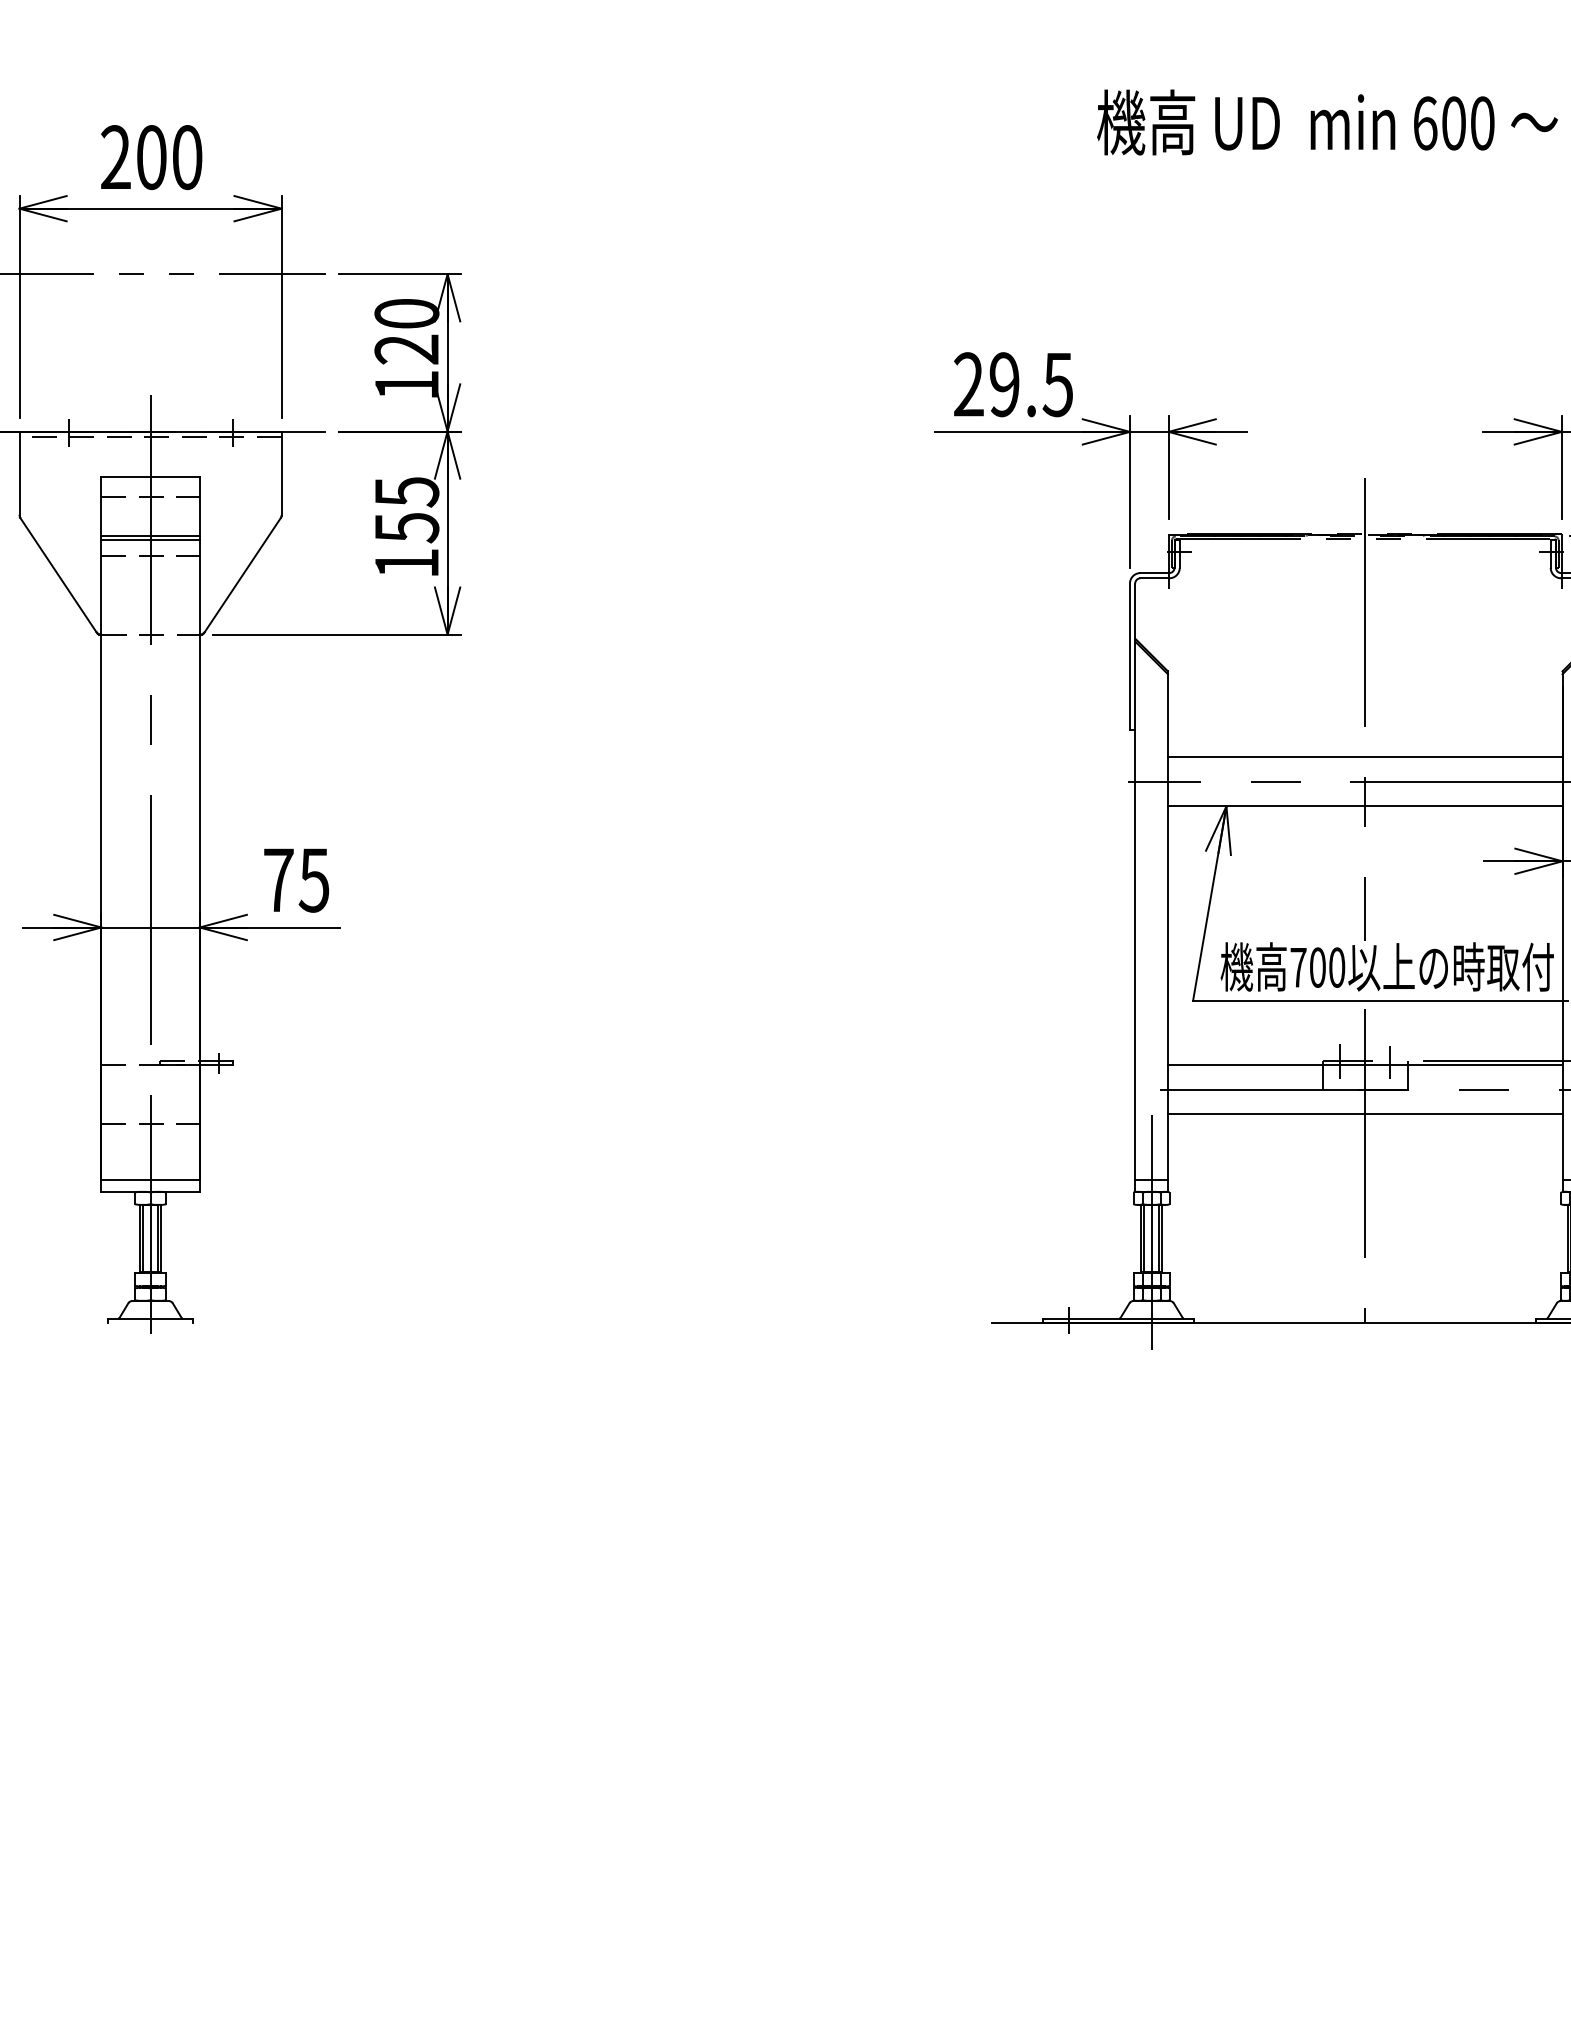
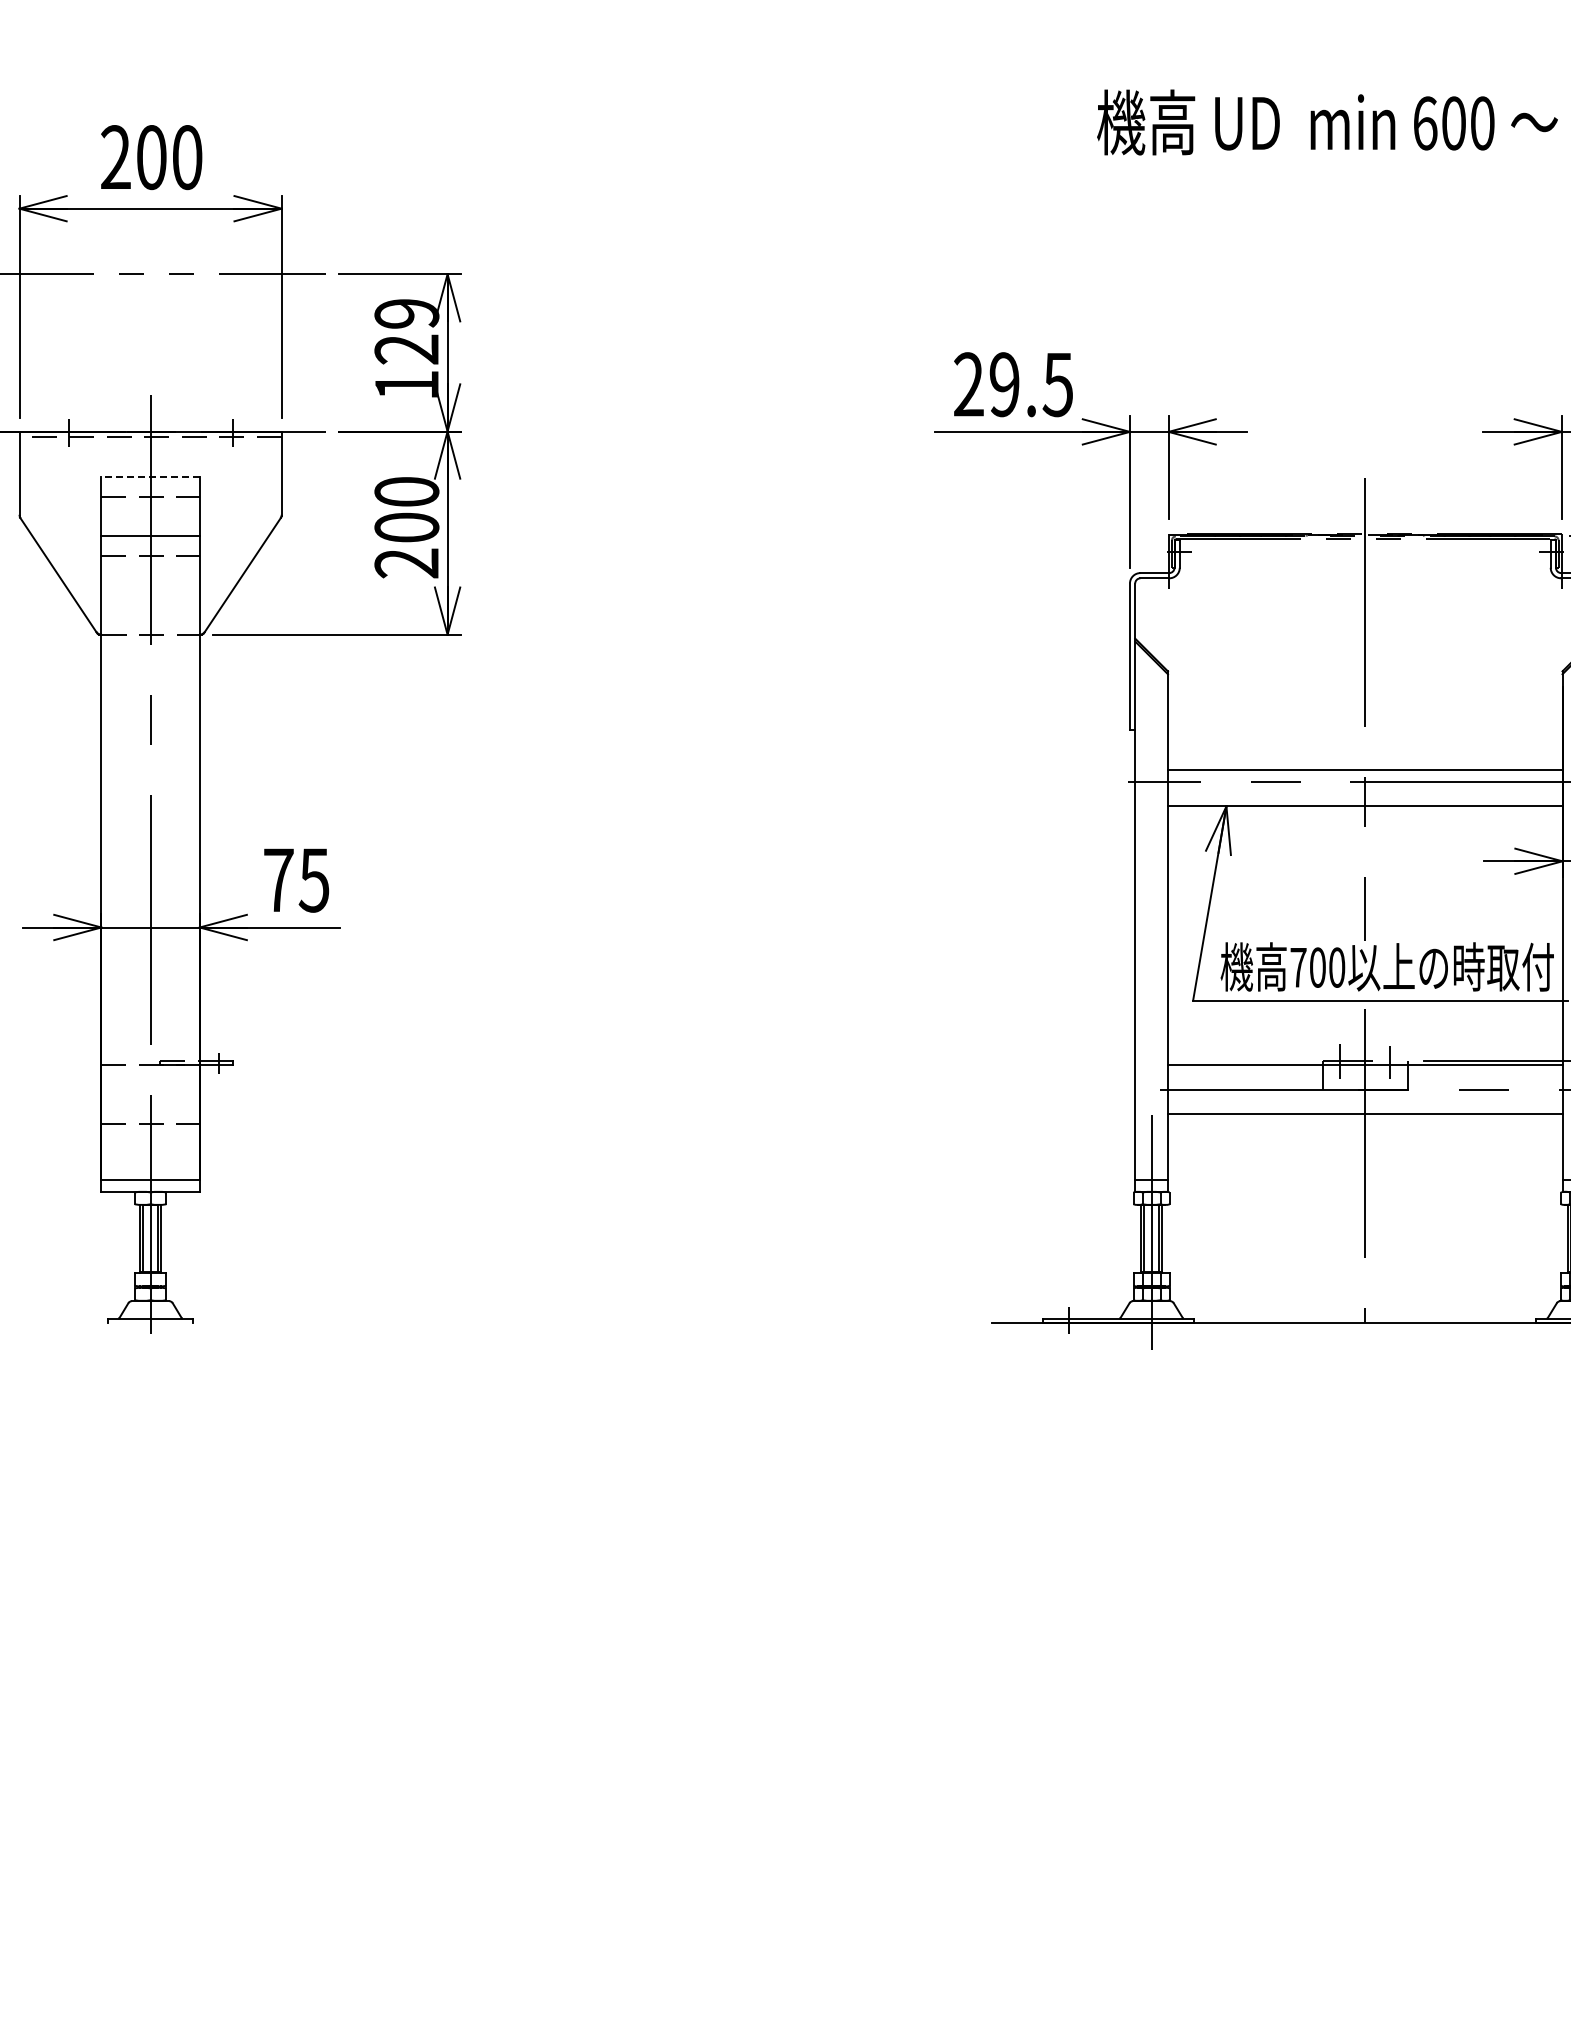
text: 120 -> 129 (406, 313)
line: solid -> dashed (150, 477)
text: 155 -> 200 (406, 527)
line: present -> none (150, 540)
line position: (1365, 756) -> (1365, 769) (1365, 769)
